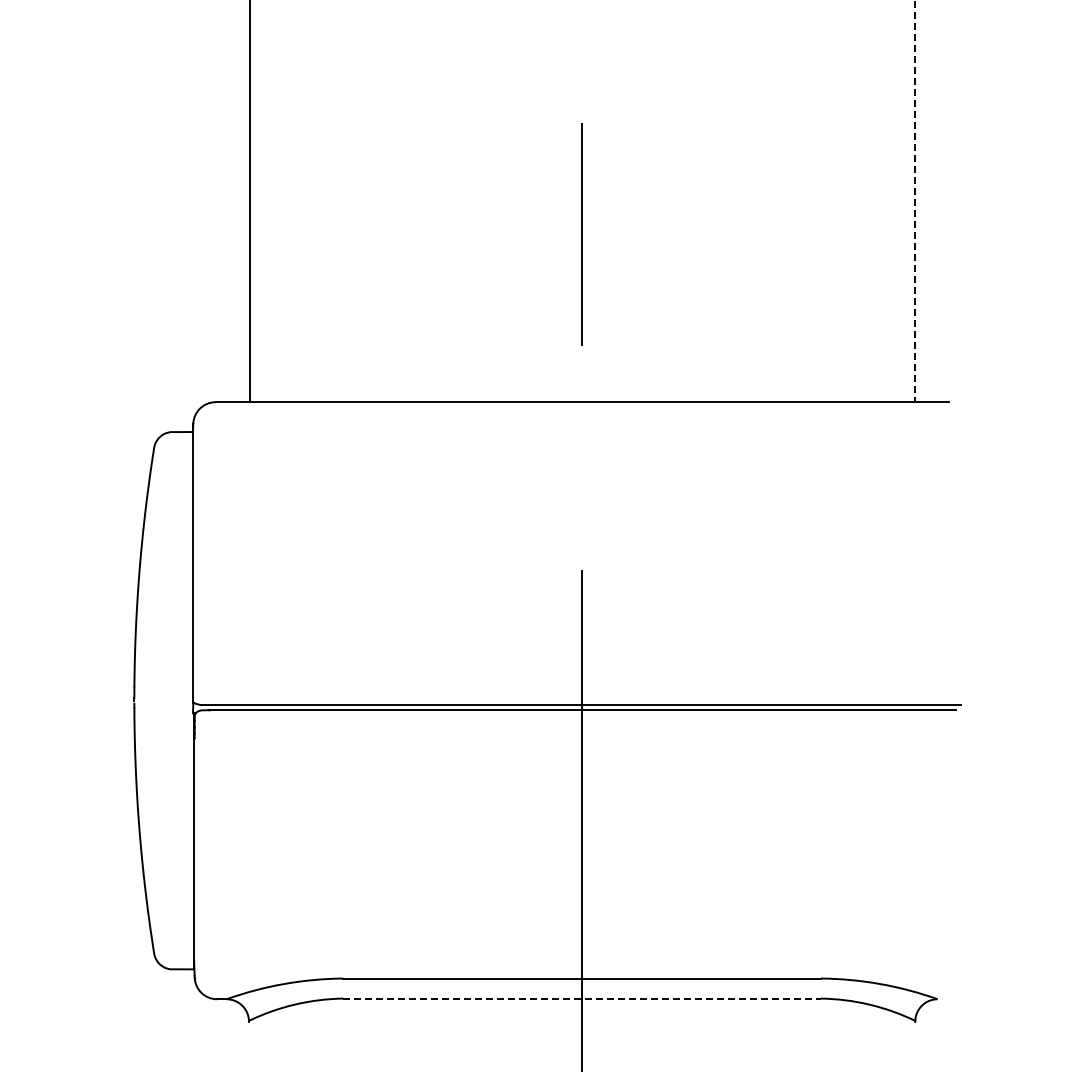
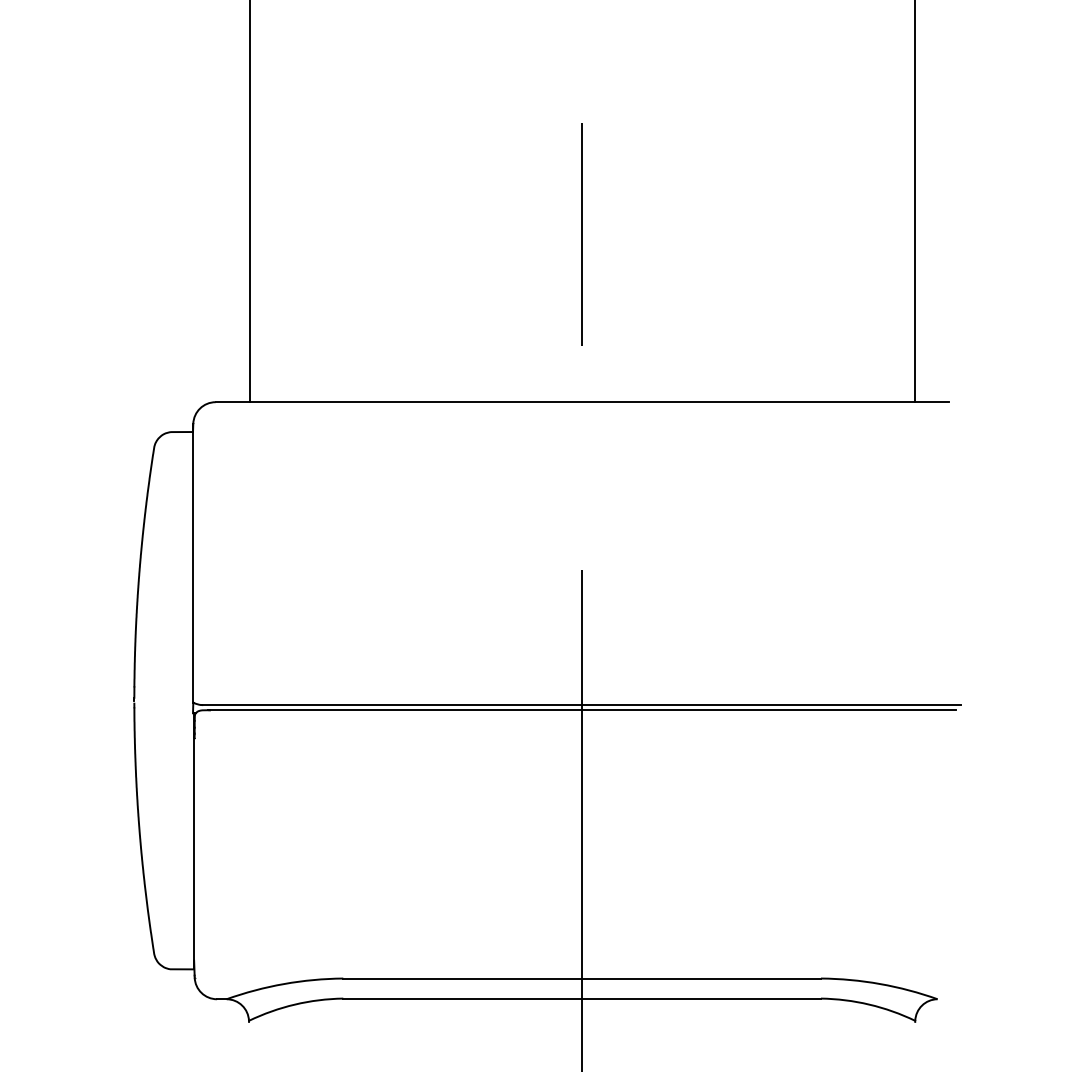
line: dashed -> solid (914, 201)
line: dashed -> solid (582, 998)
